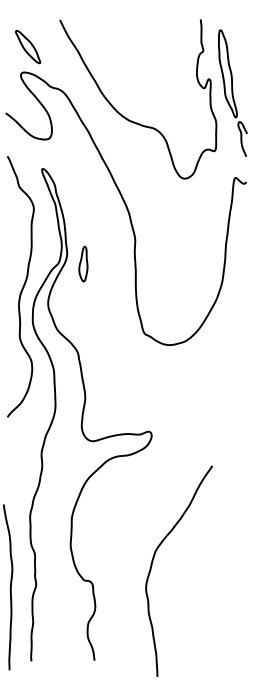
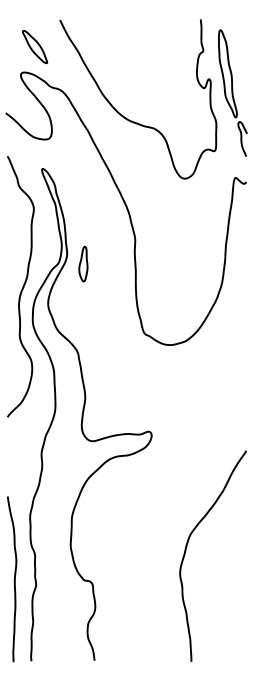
part position: (28, 47) -> (35, 47) (35, 47)
curve position: (152, 566) -> (186, 551) (186, 551)
curve position: (9, 588) -> (13, 580) (13, 580)
